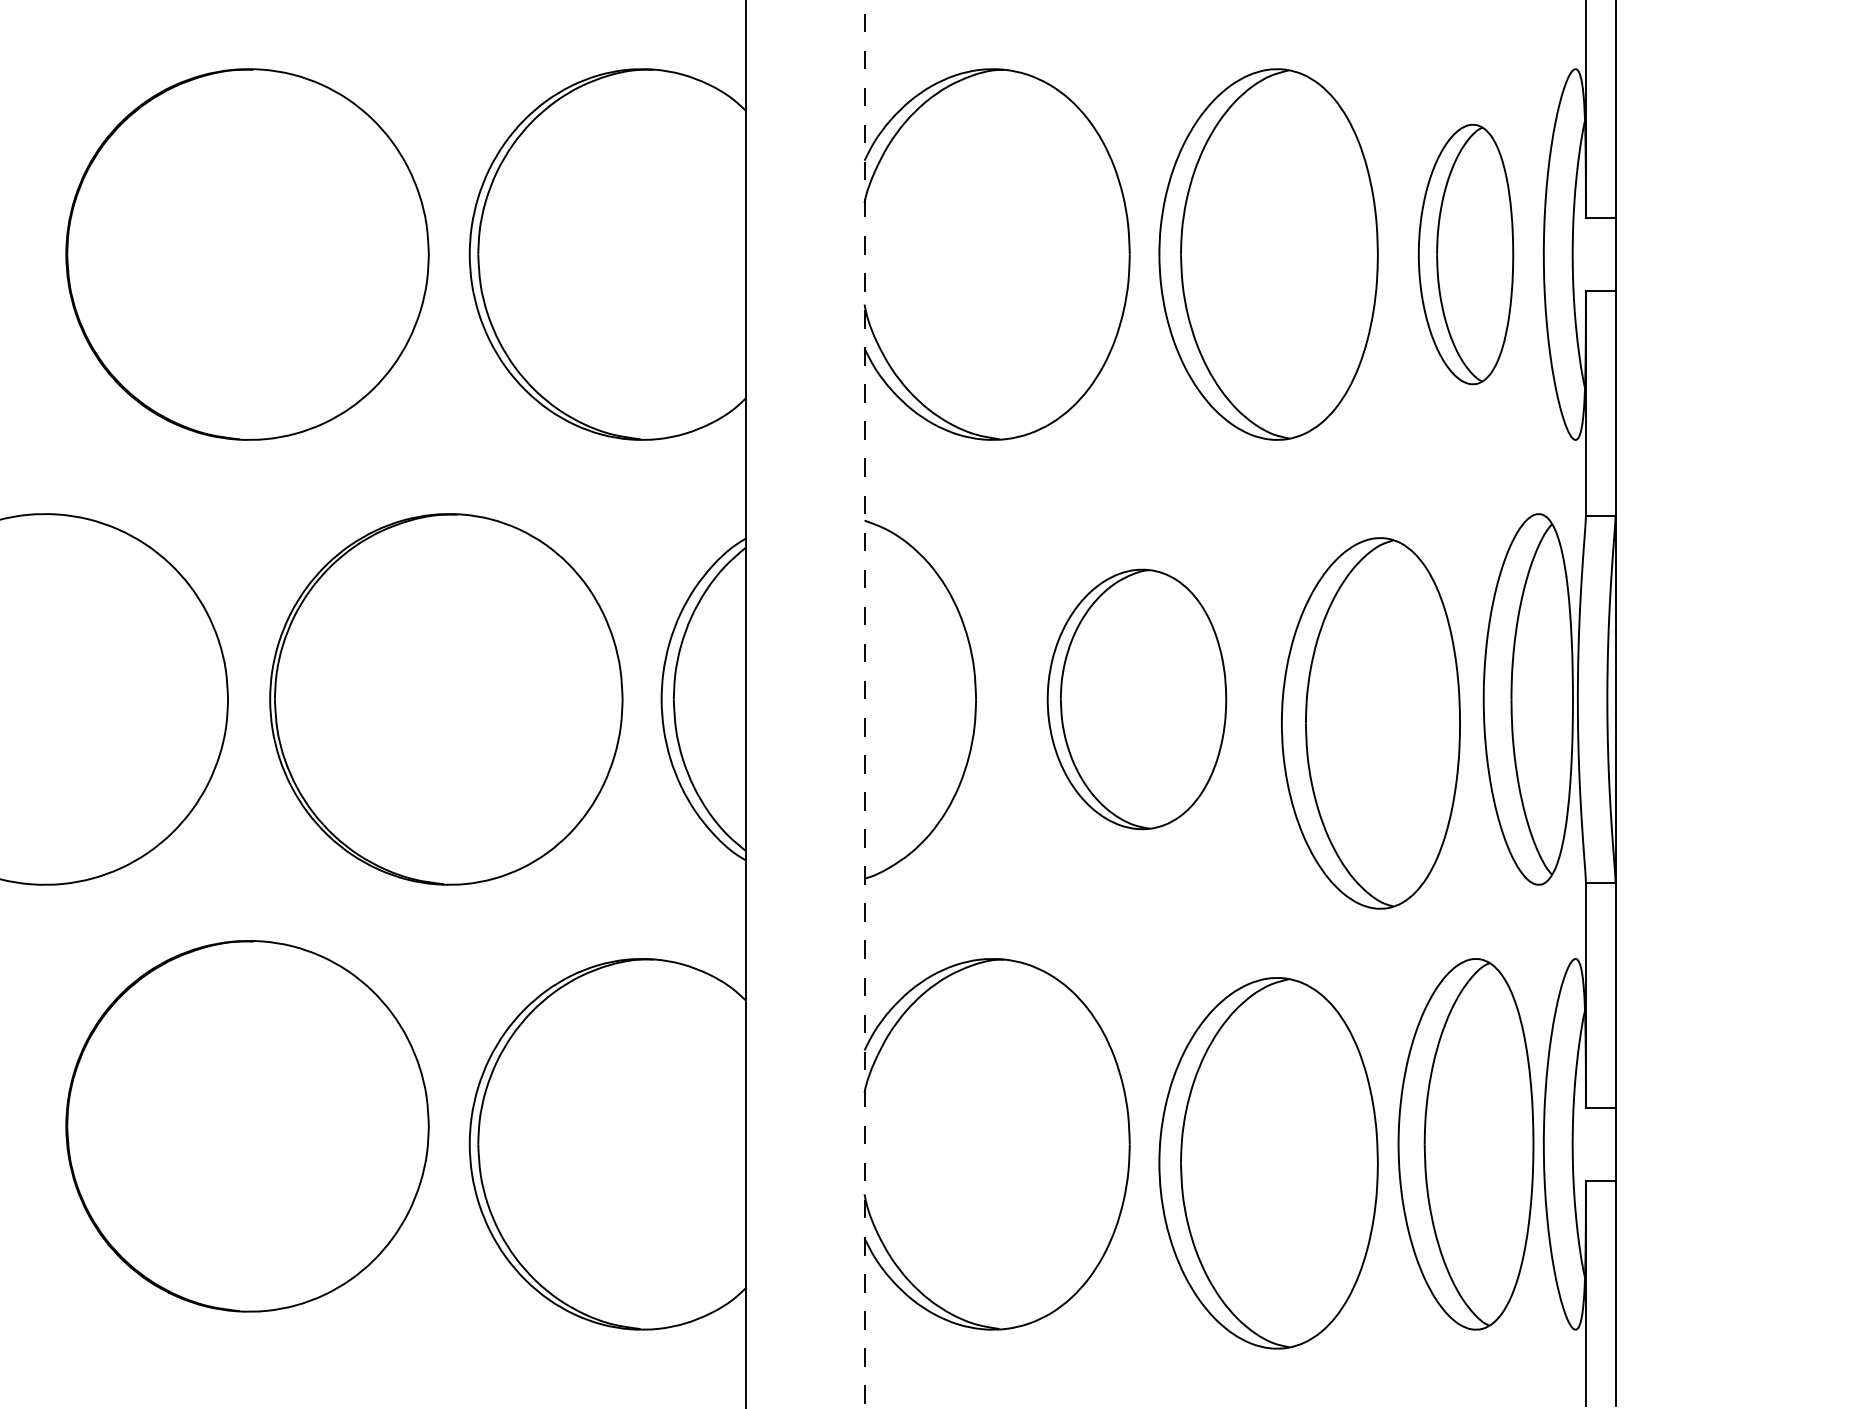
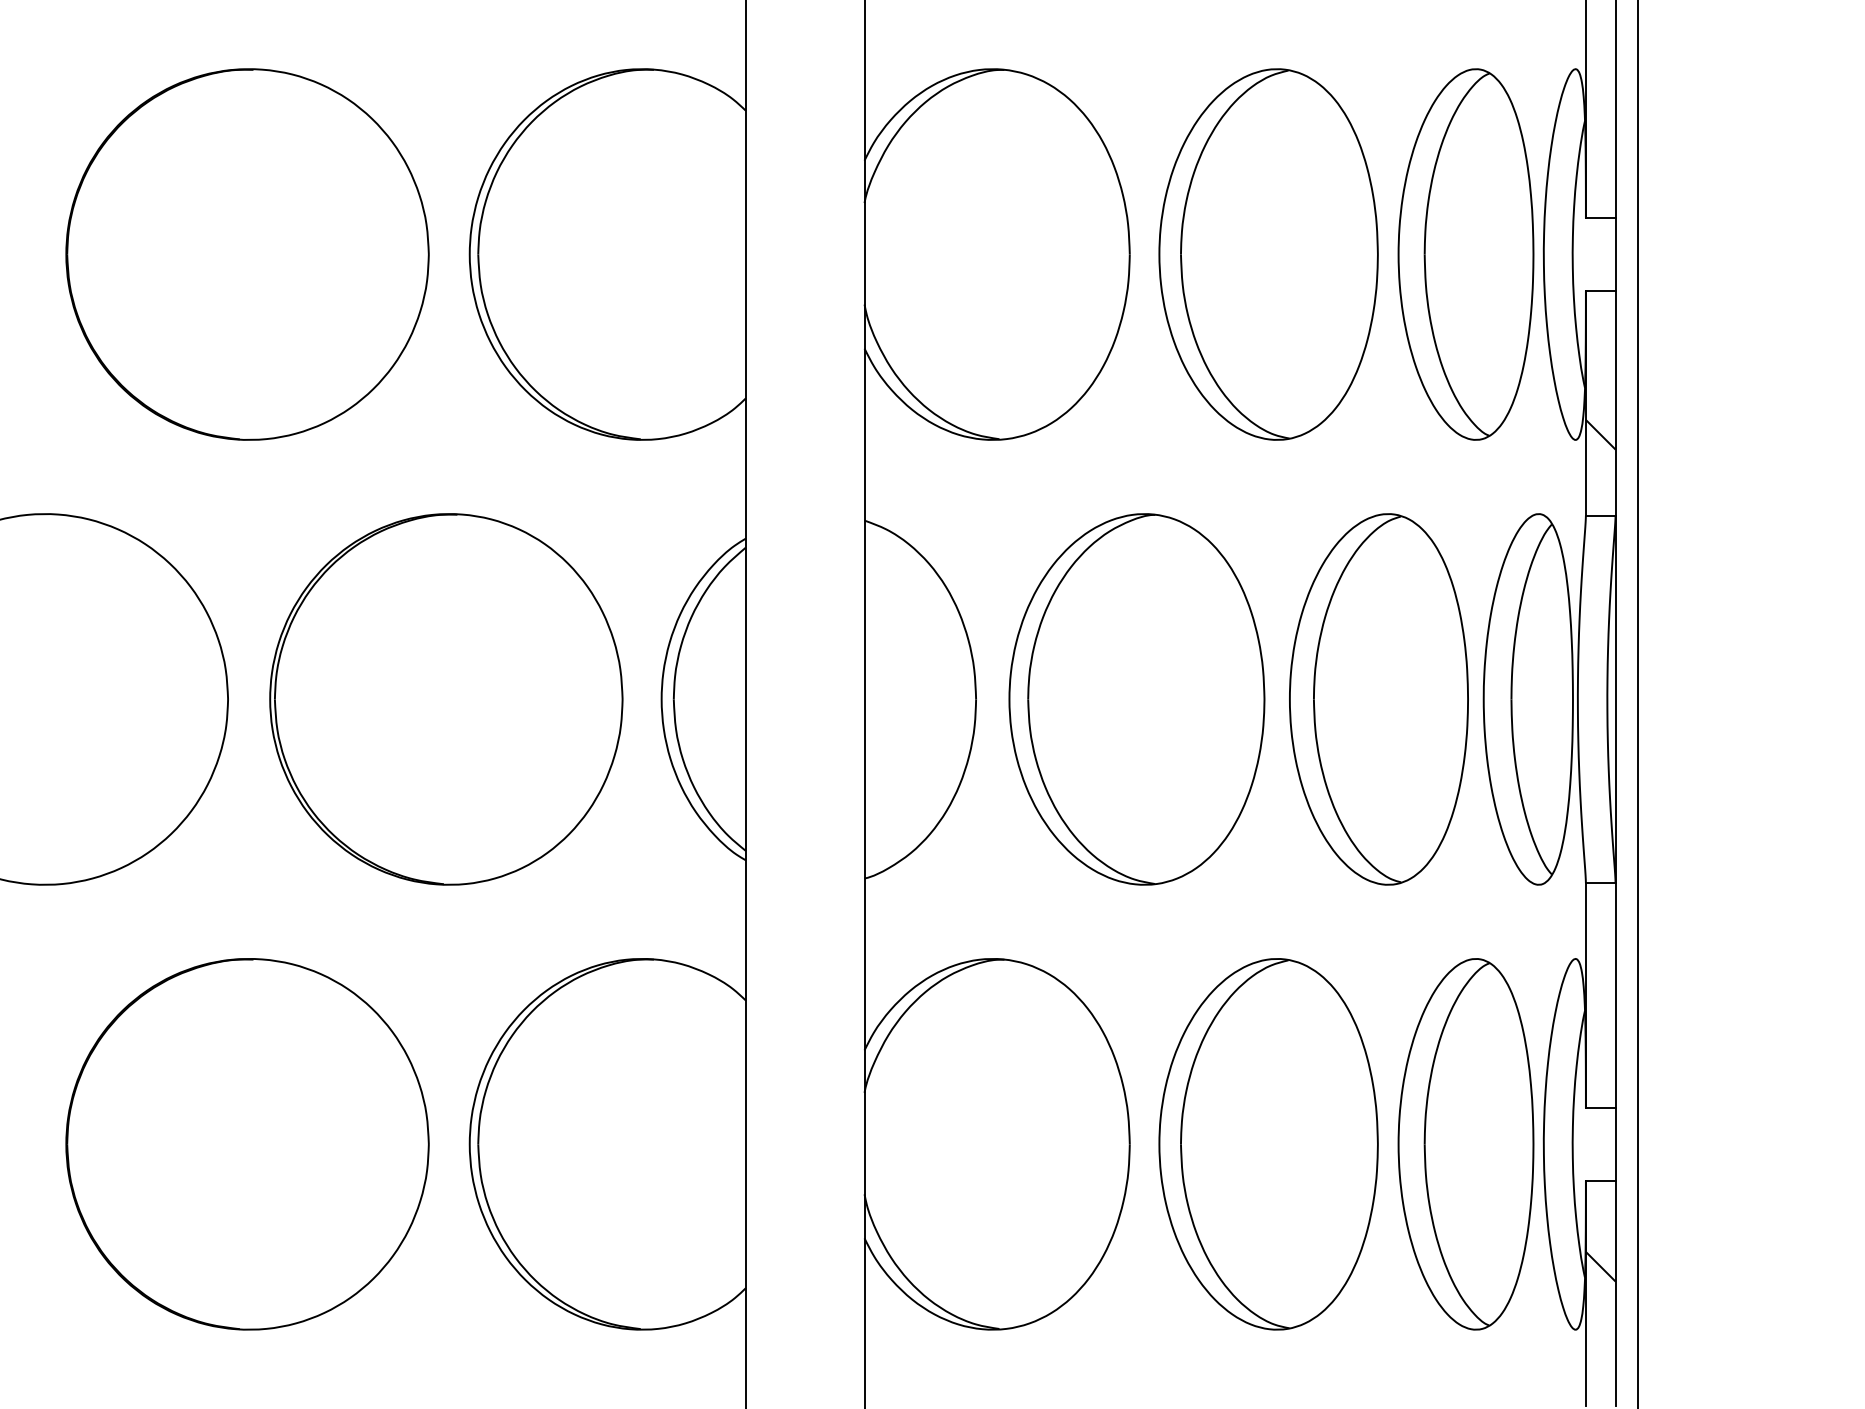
part size: 98x263 px -> 138x373 px (1465, 254)
hatch: none -> present (1600, 434)
part size: 182x263 px -> 258x373 px (1136, 699)
line: none -> present (1637, 703)
line: dashed -> solid (864, 704)
part position: (1370, 723) -> (1378, 699) (1378, 699)
part position: (247, 1126) -> (247, 1144) (247, 1144)
part position: (1268, 1163) -> (1268, 1144) (1268, 1144)
hatch: none -> present (1600, 1266)
